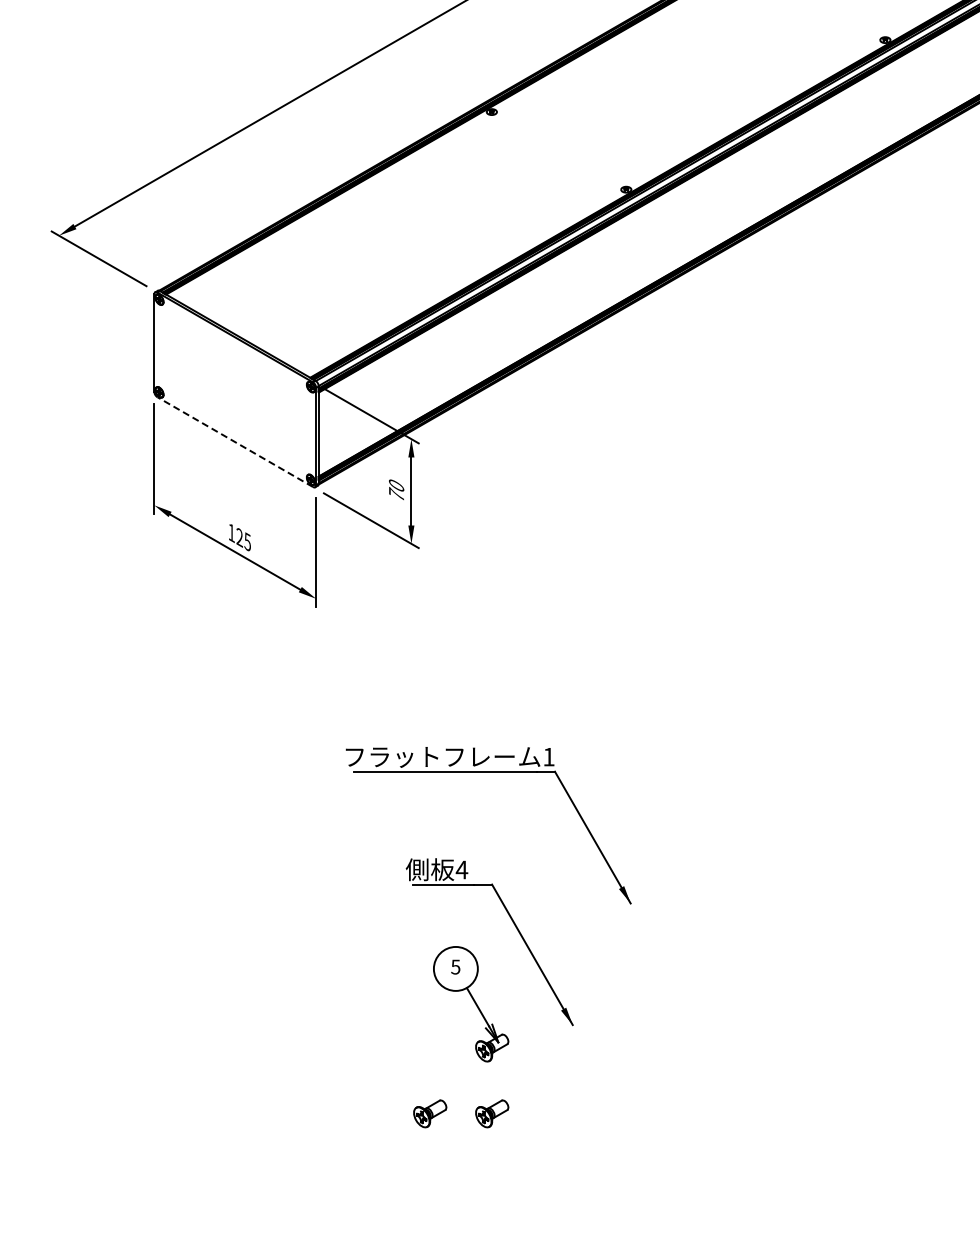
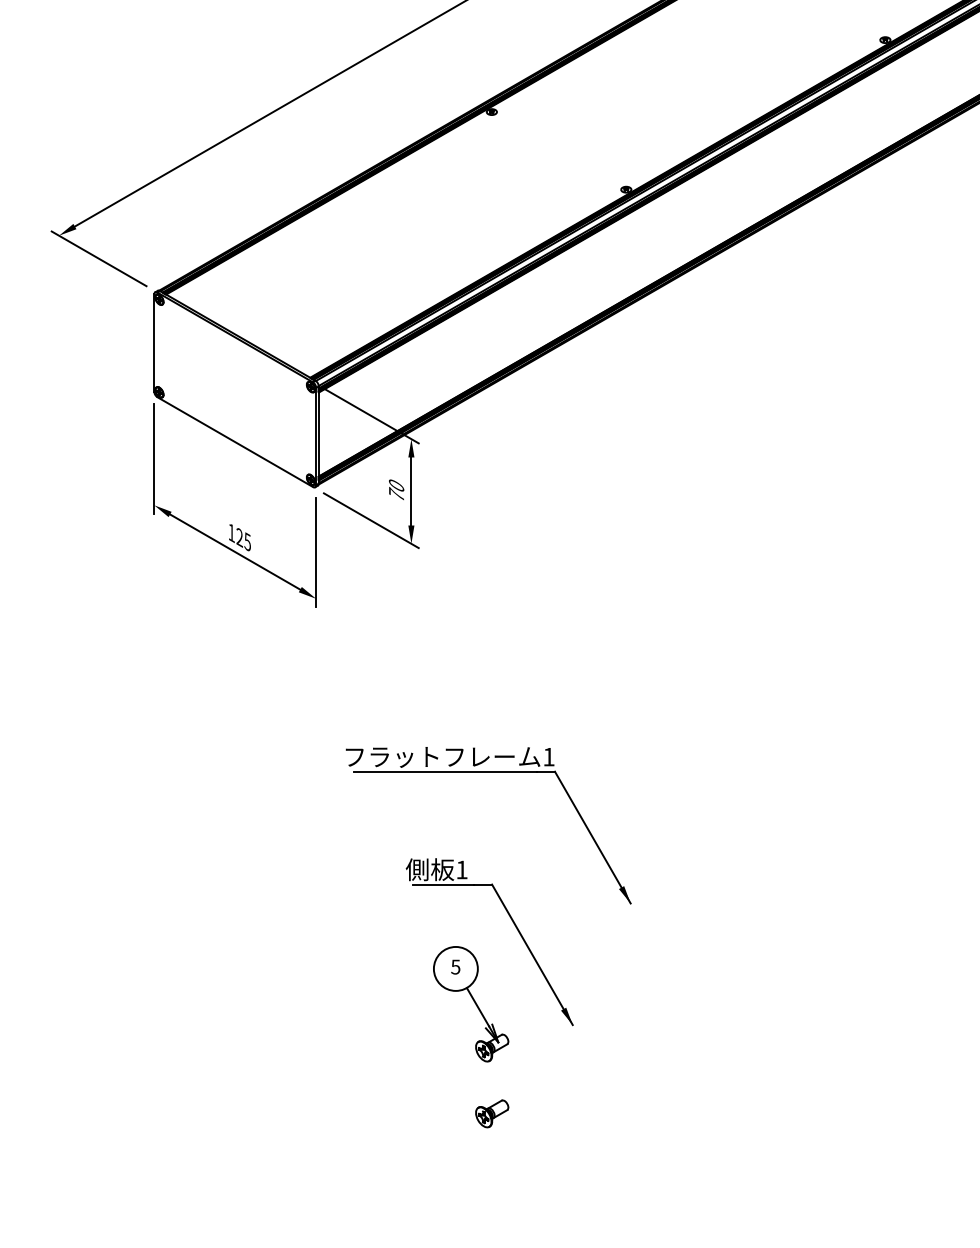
line: dashed -> solid (235, 442)
text: 4 -> 1 (461, 869)
part: present -> none (430, 1113)
